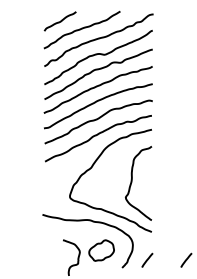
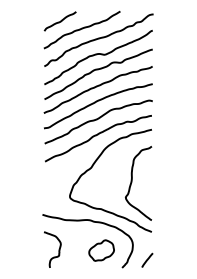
curve position: (77, 257) -> (58, 249) (58, 249)
line: present -> none (186, 259)
